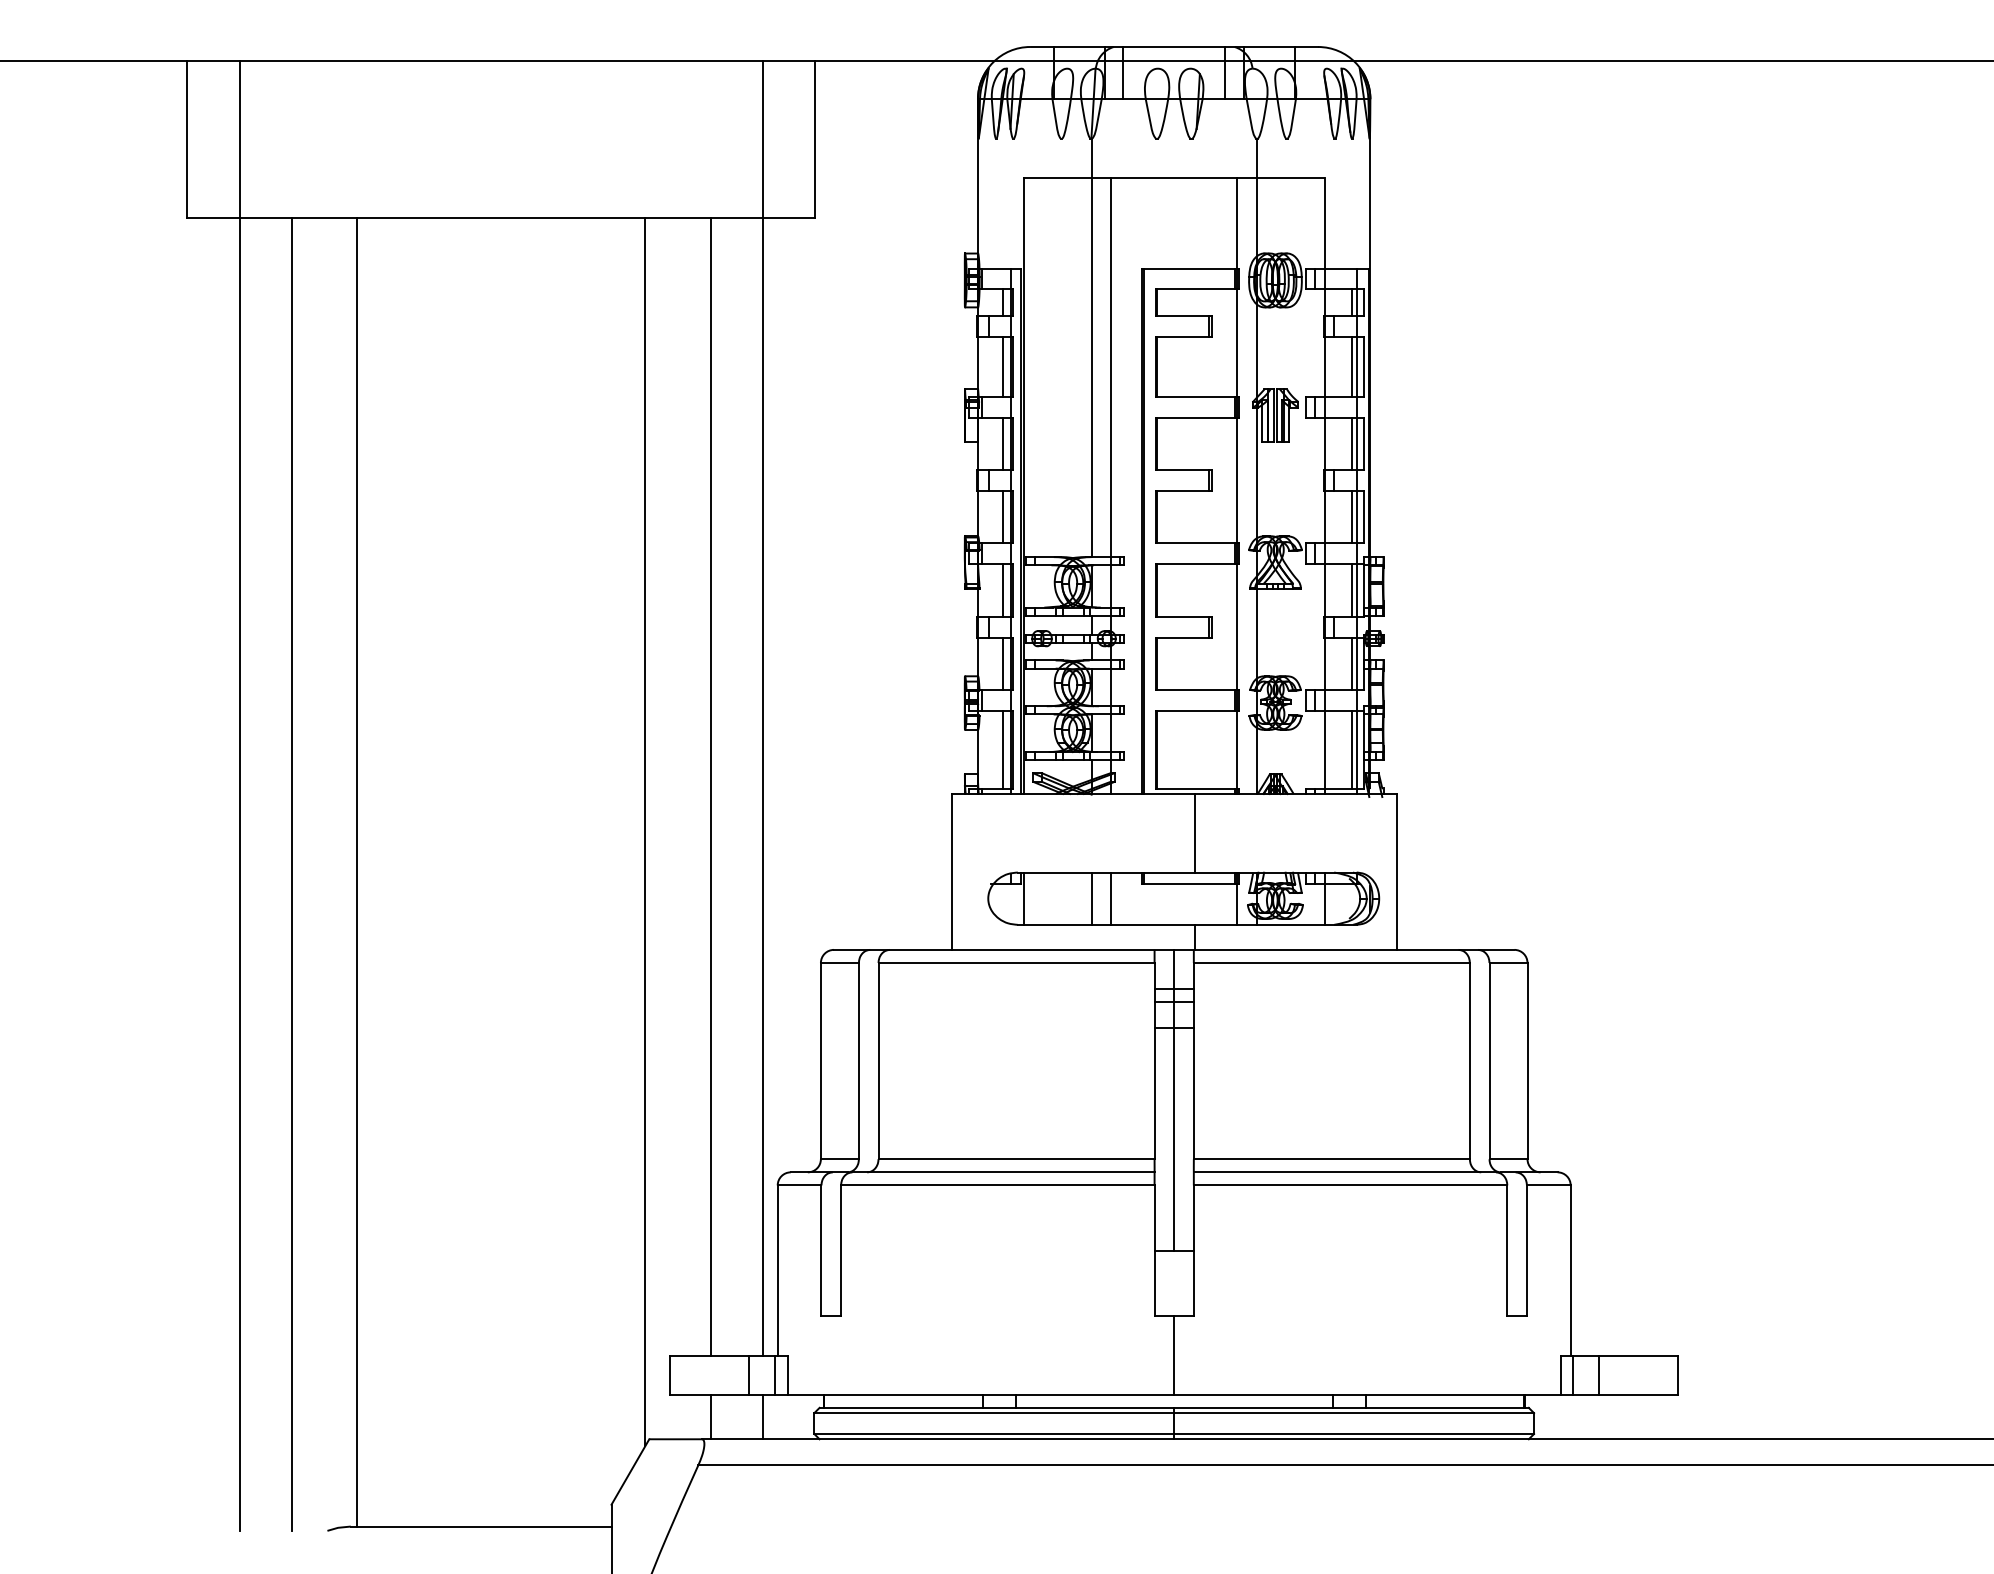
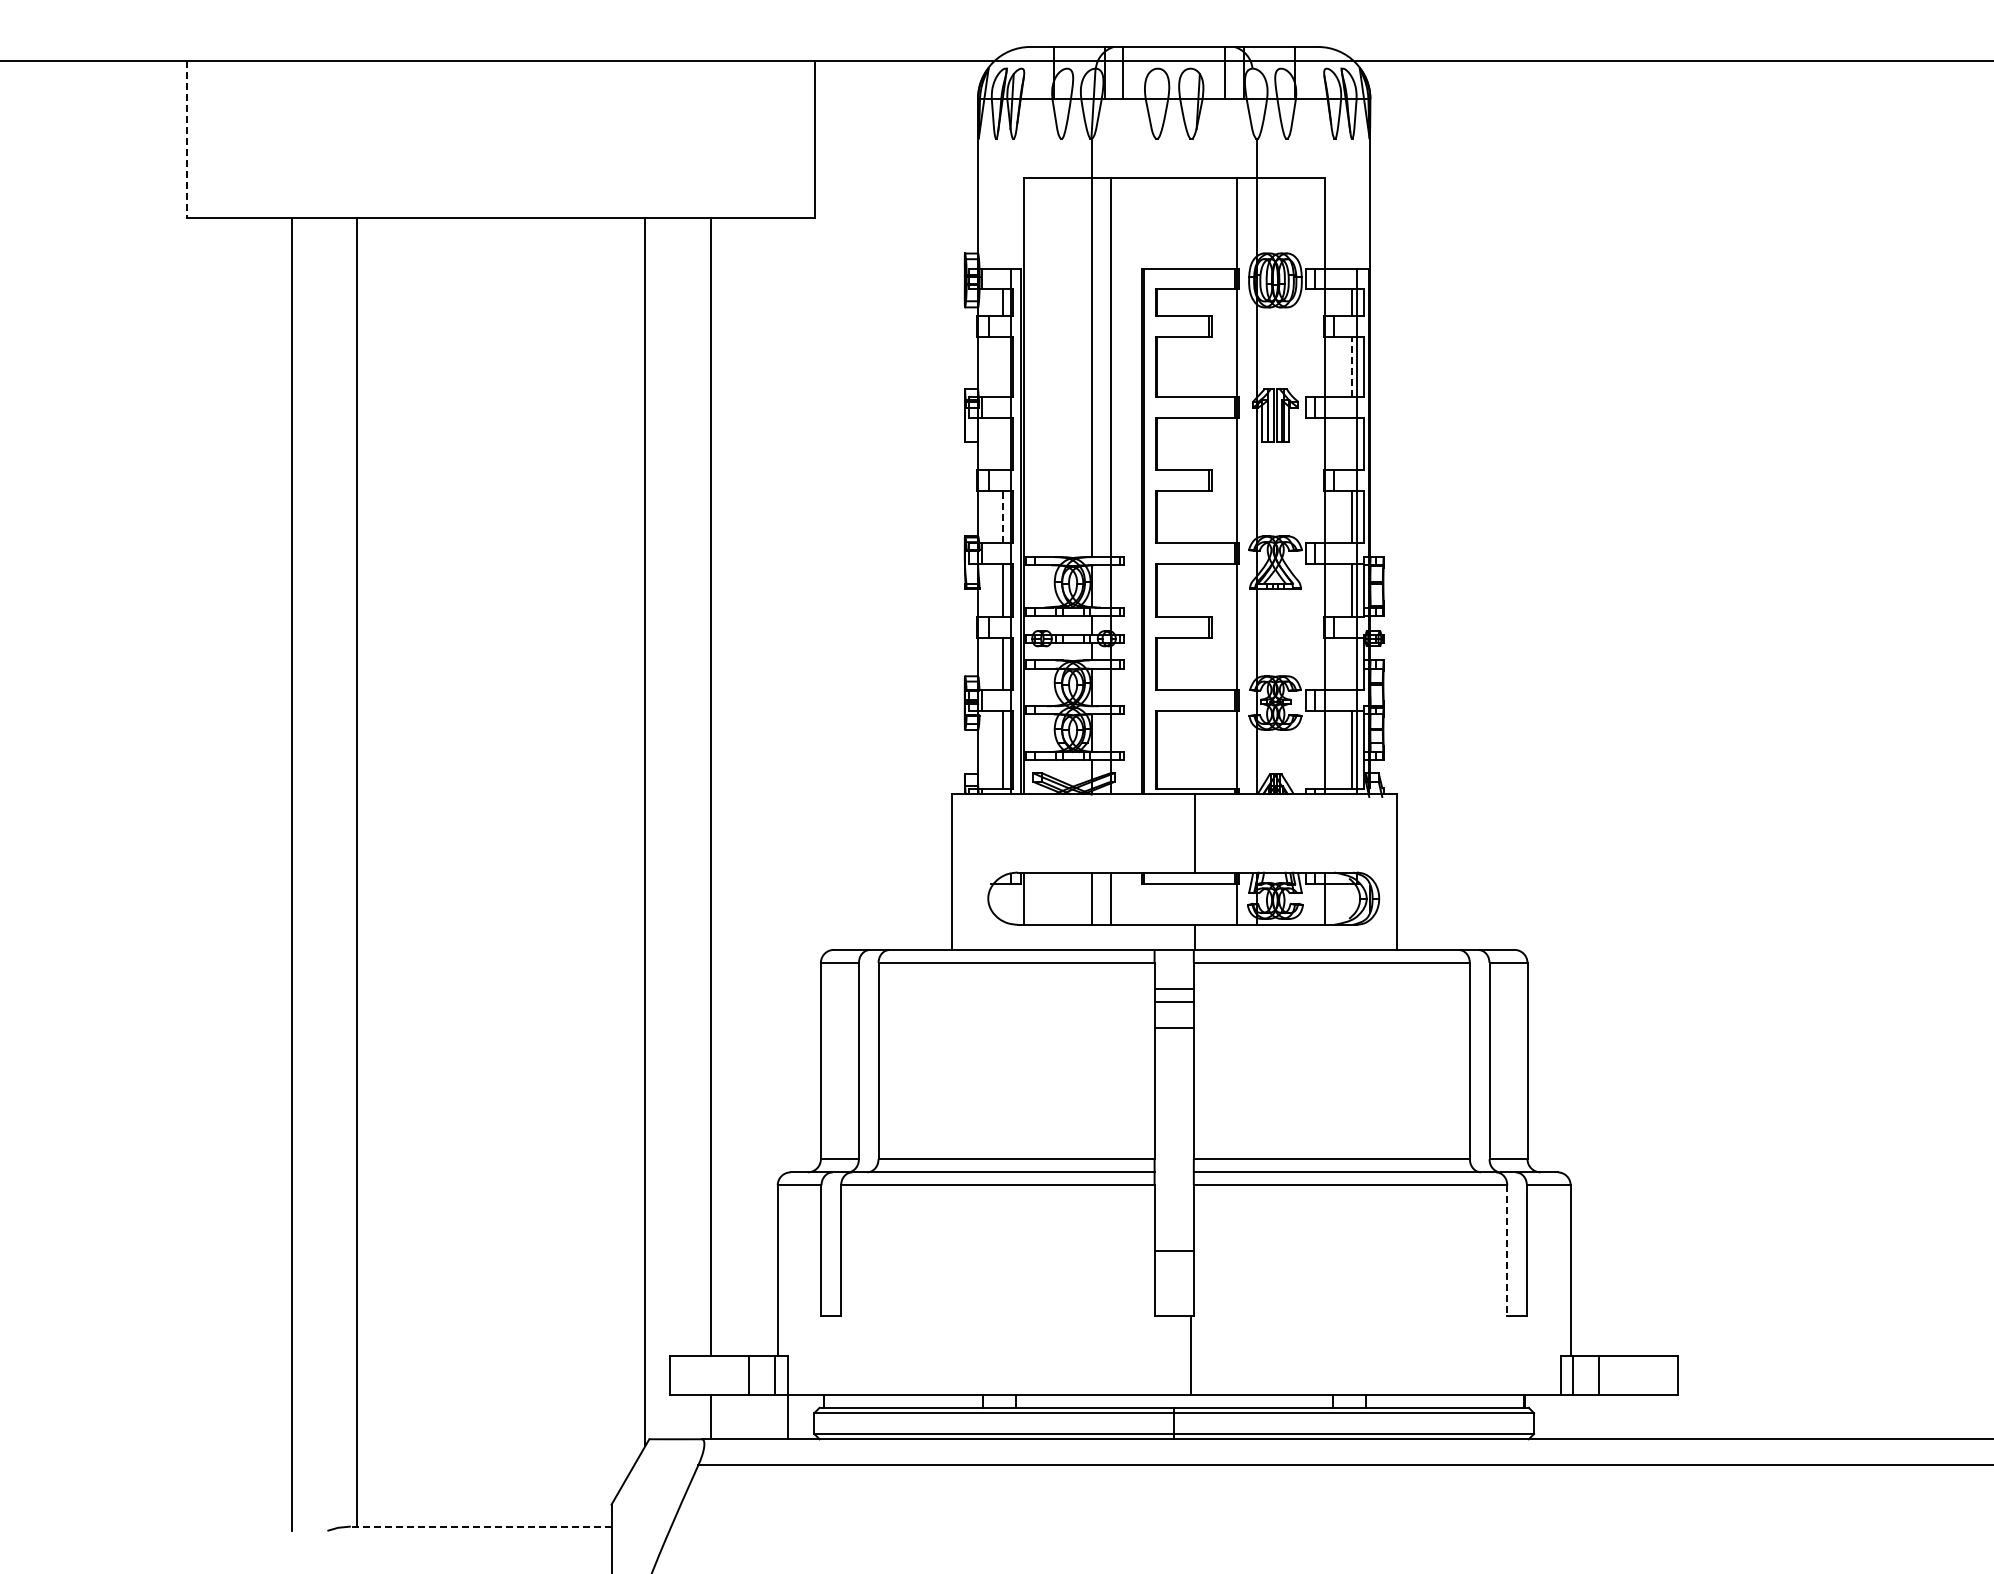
line: solid -> dashed (187, 139)
line: present -> none (1002, 366)
line: solid -> dashed (1352, 366)
line: present -> none (1002, 443)
line: present -> none (1352, 443)
line: solid -> dashed (1002, 516)
line: present -> none (1352, 663)
line: present -> none (763, 708)
line: present -> none (239, 795)
line: present -> none (1174, 1099)
line: solid -> dashed (1507, 1251)
line position: (1174, 1355) -> (1191, 1355) (1191, 1355)
line position: (763, 1416) -> (788, 1416) (788, 1416)
line: solid -> dashed (480, 1526)
